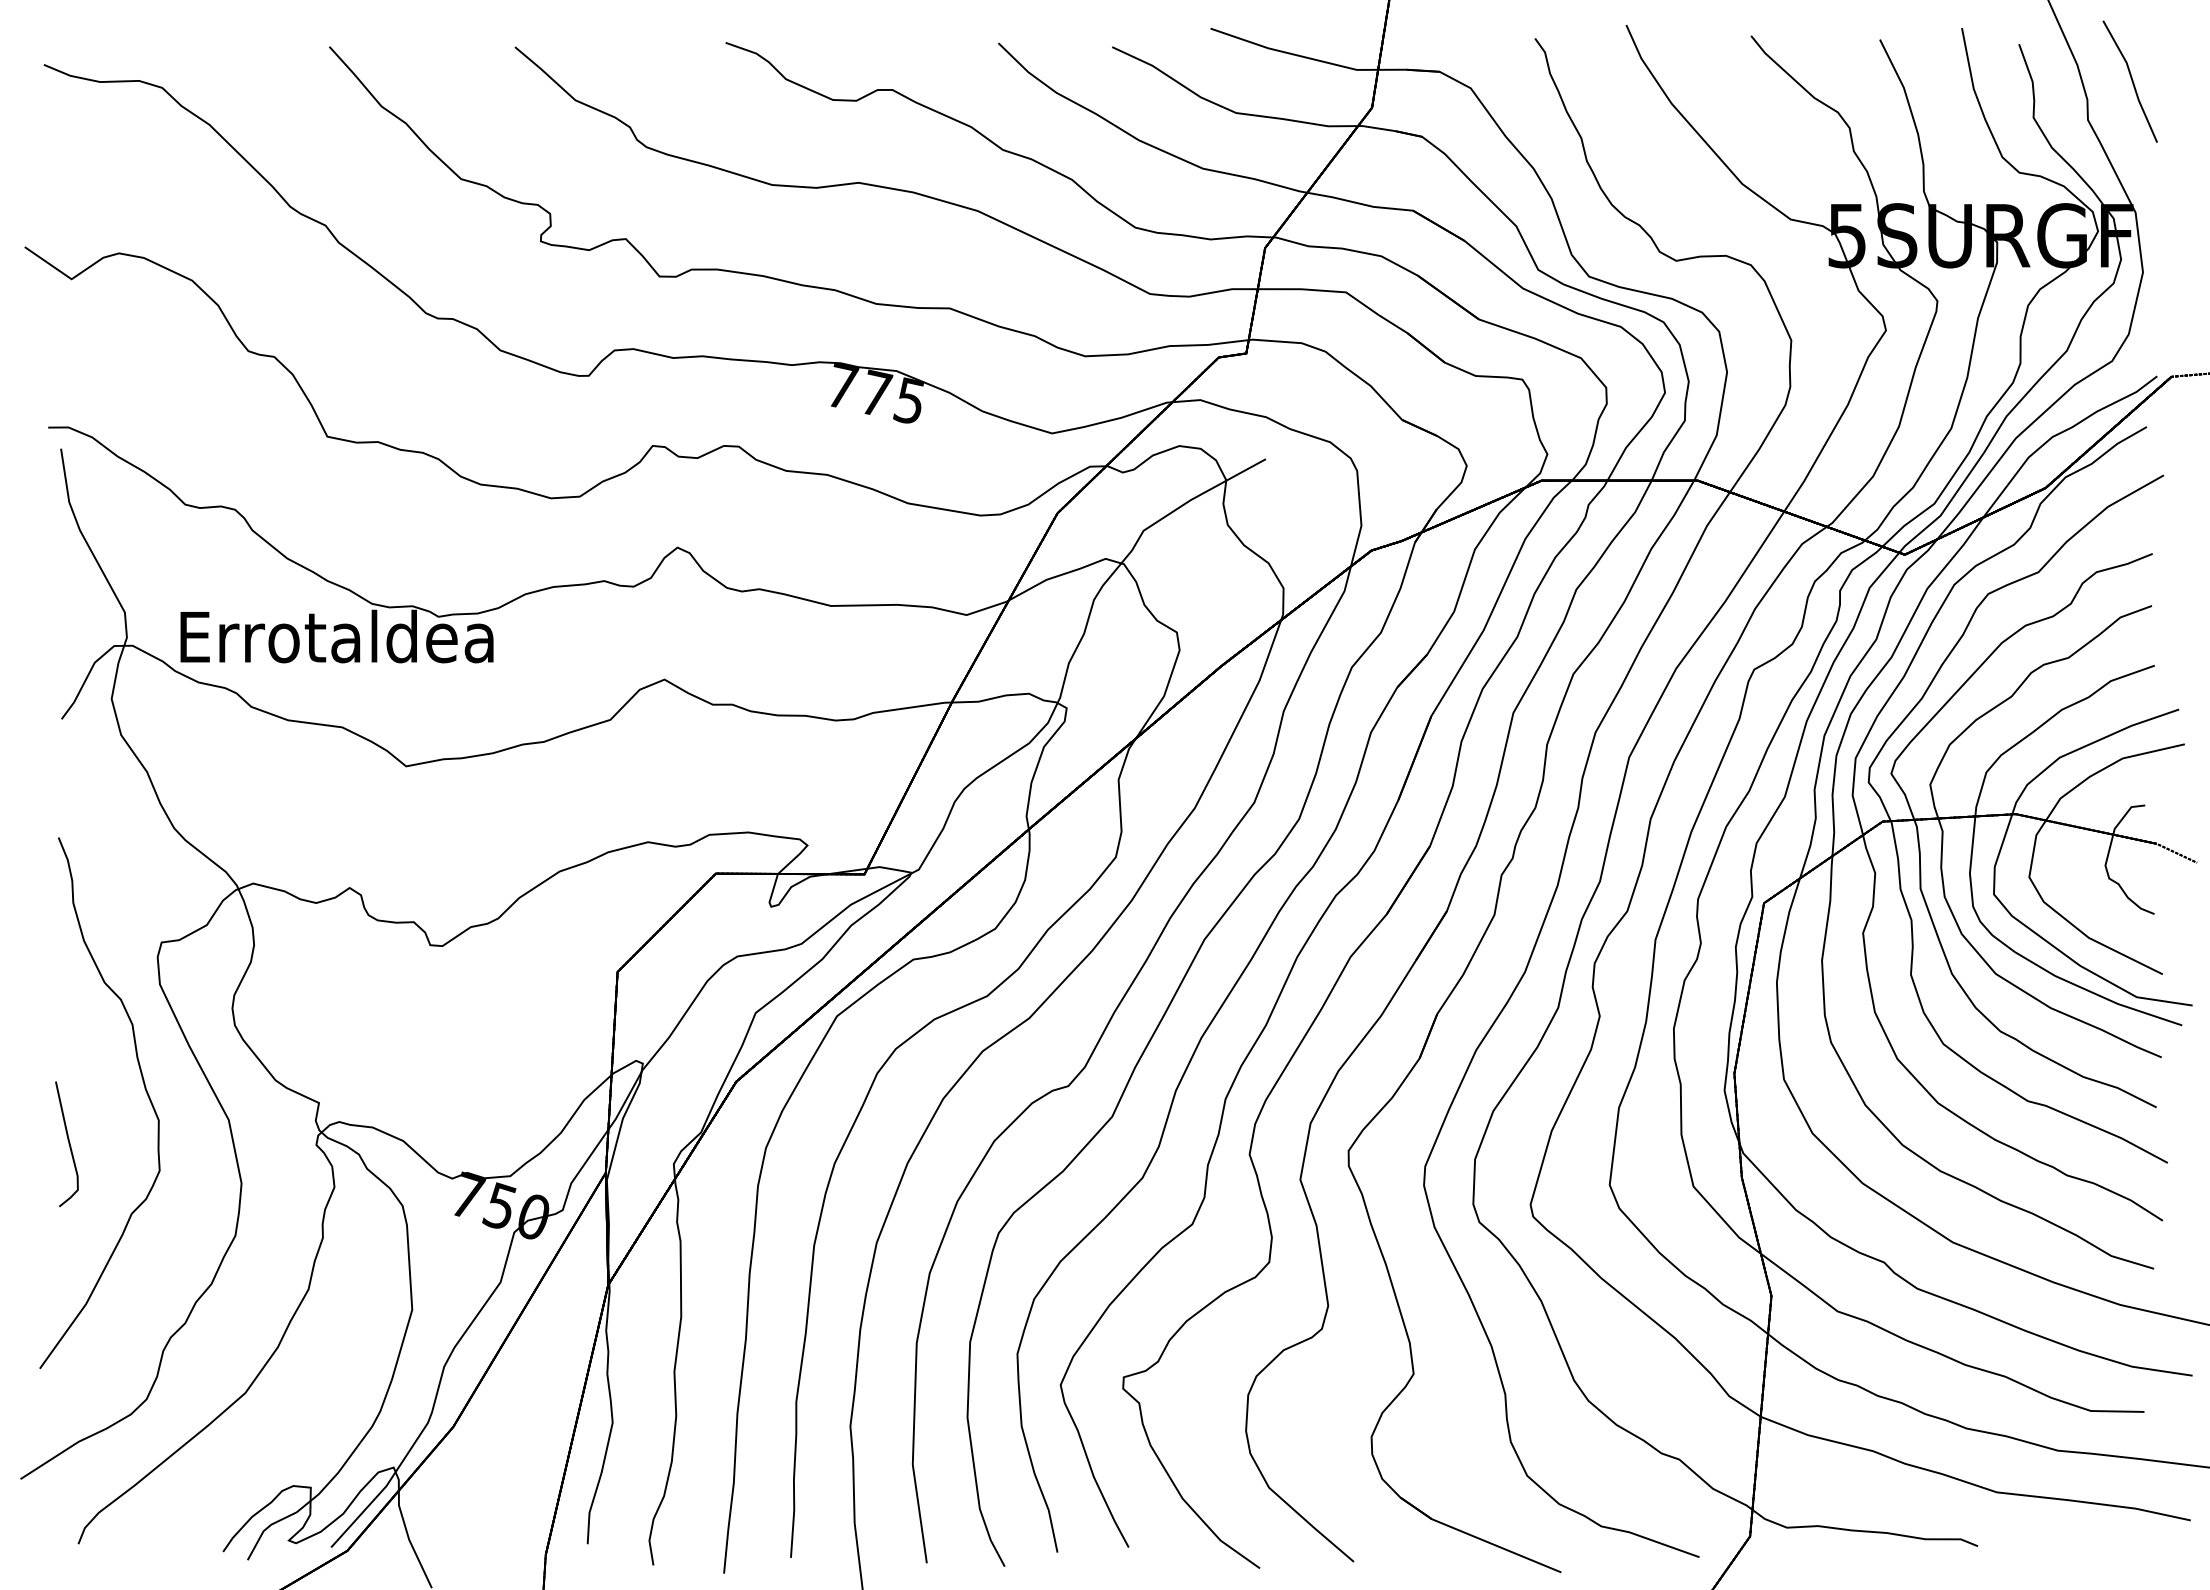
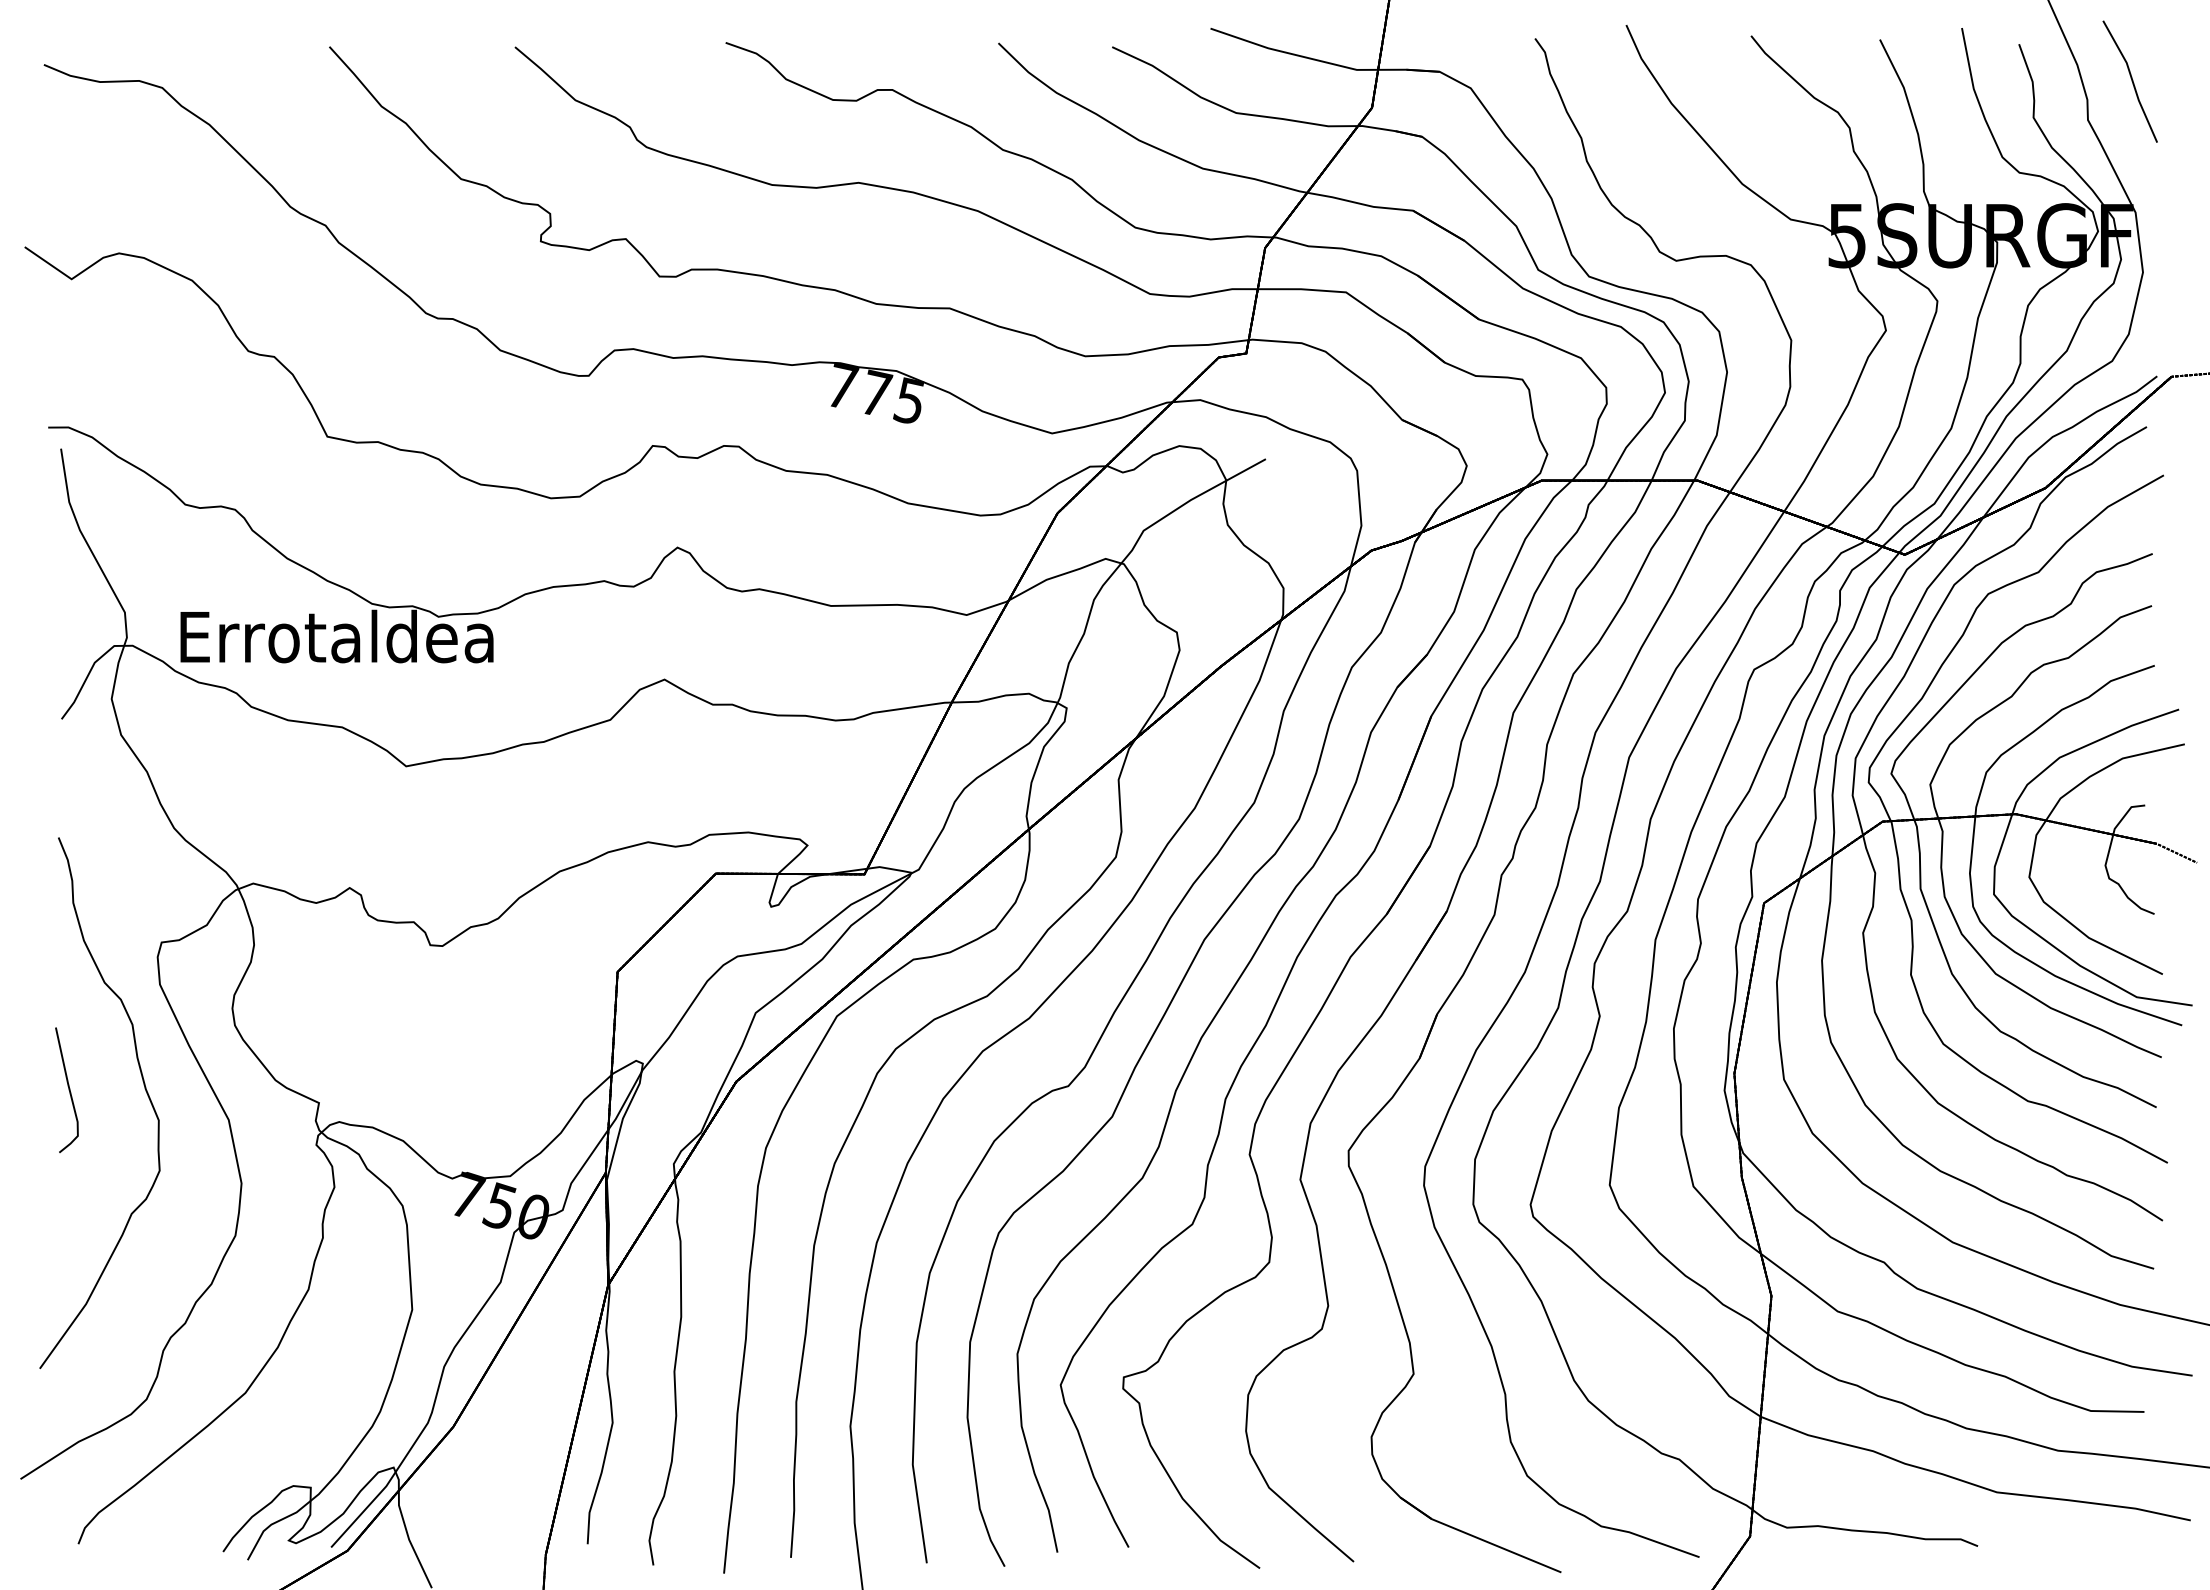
curve position: (68, 1143) -> (68, 1089) (68, 1089)
